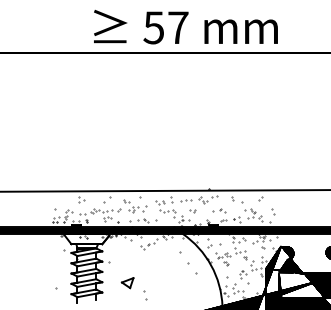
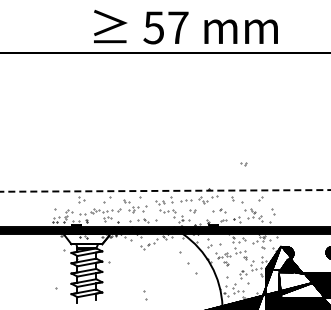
part: none -> present (243, 164)
line: solid -> dashed (165, 190)
part: present -> none (127, 283)
